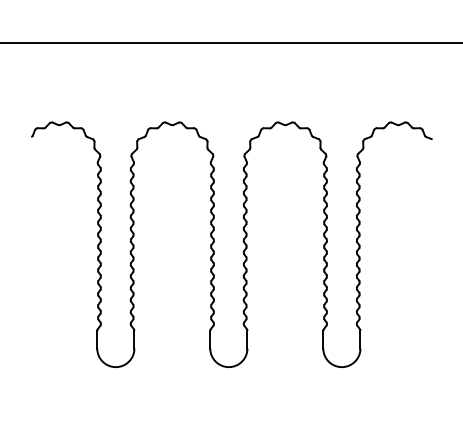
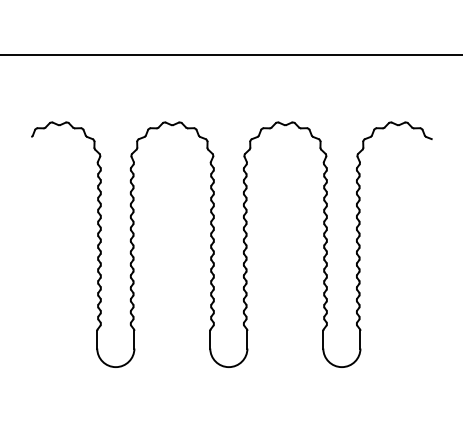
line position: (230, 42) -> (230, 54) (230, 54)
